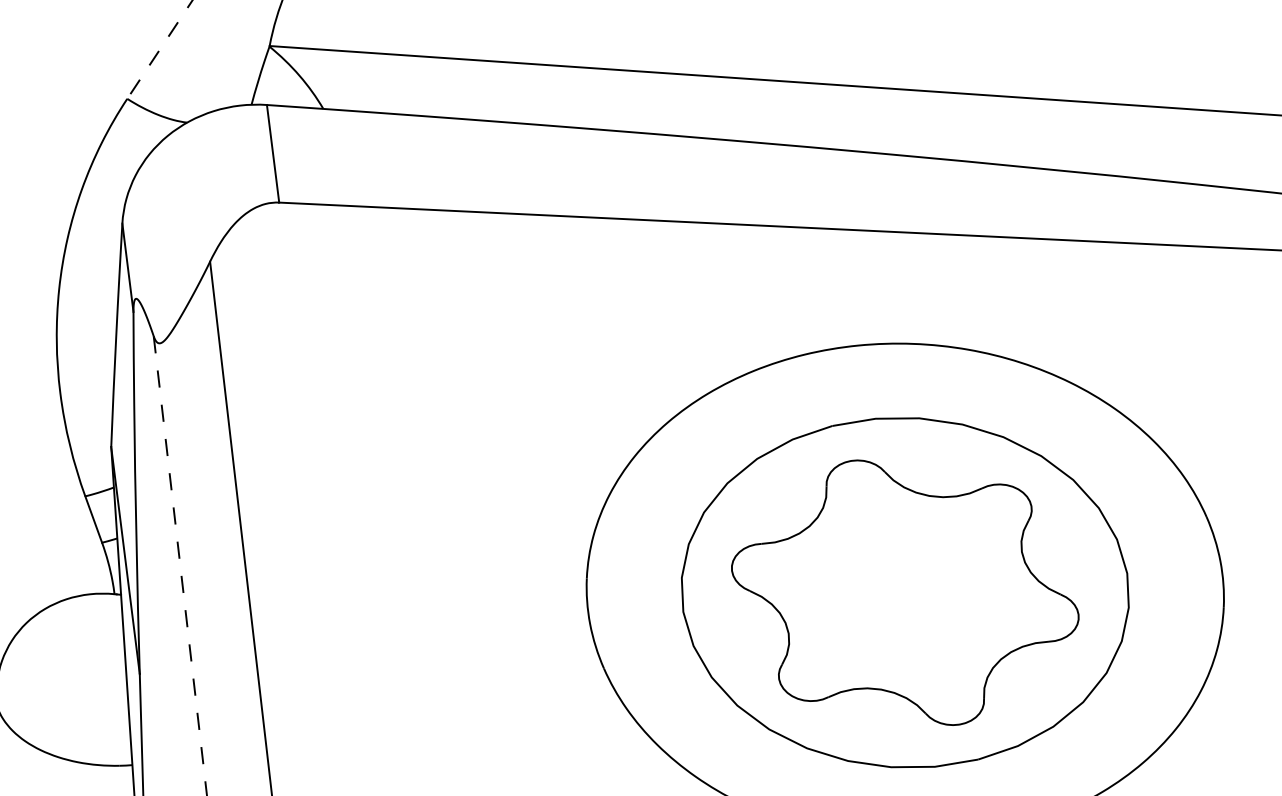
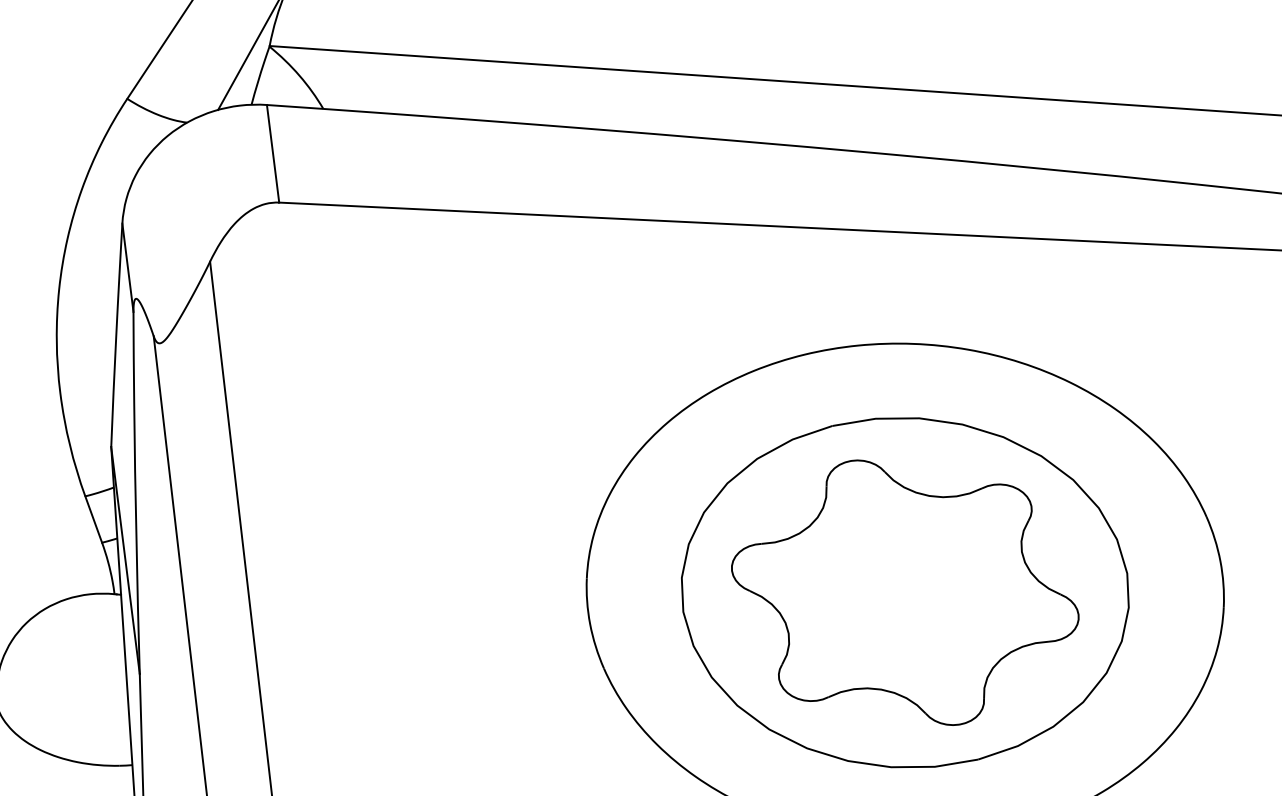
line: dashed -> solid (159, 49)
line: none -> present (247, 55)
line: dashed -> solid (180, 565)
